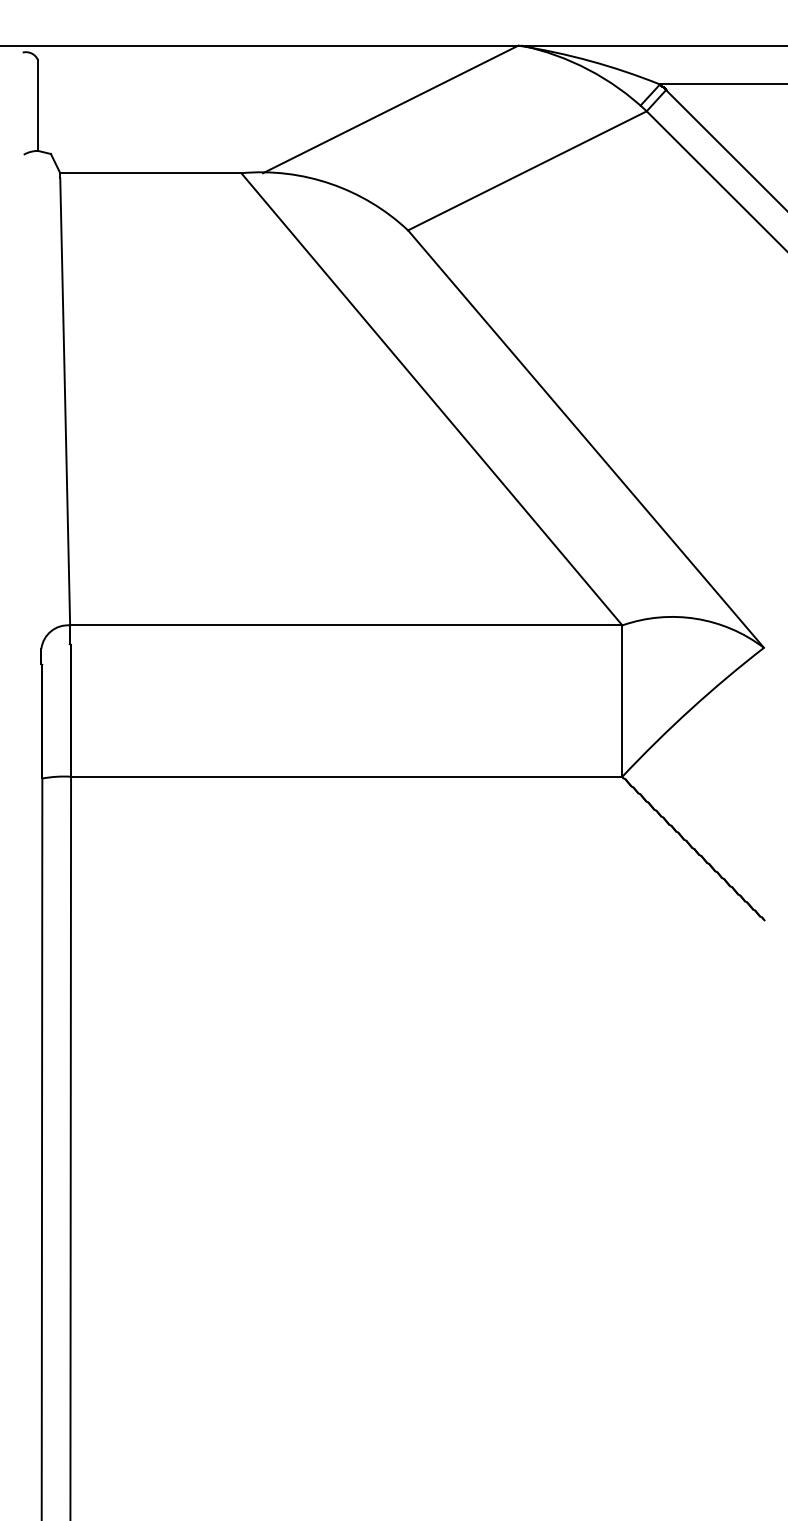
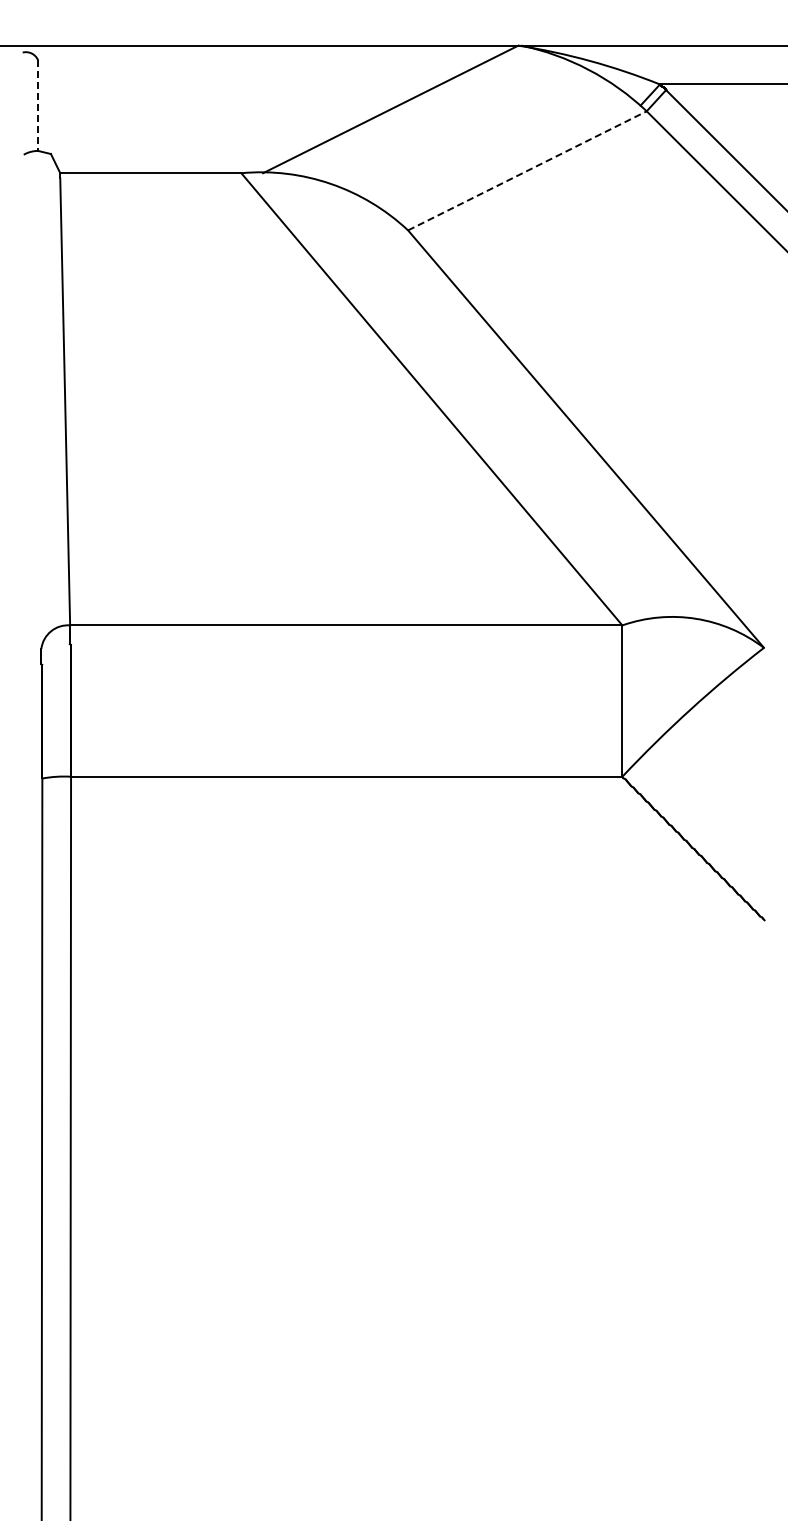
line: solid -> dashed (38, 106)
line: solid -> dashed (527, 170)
